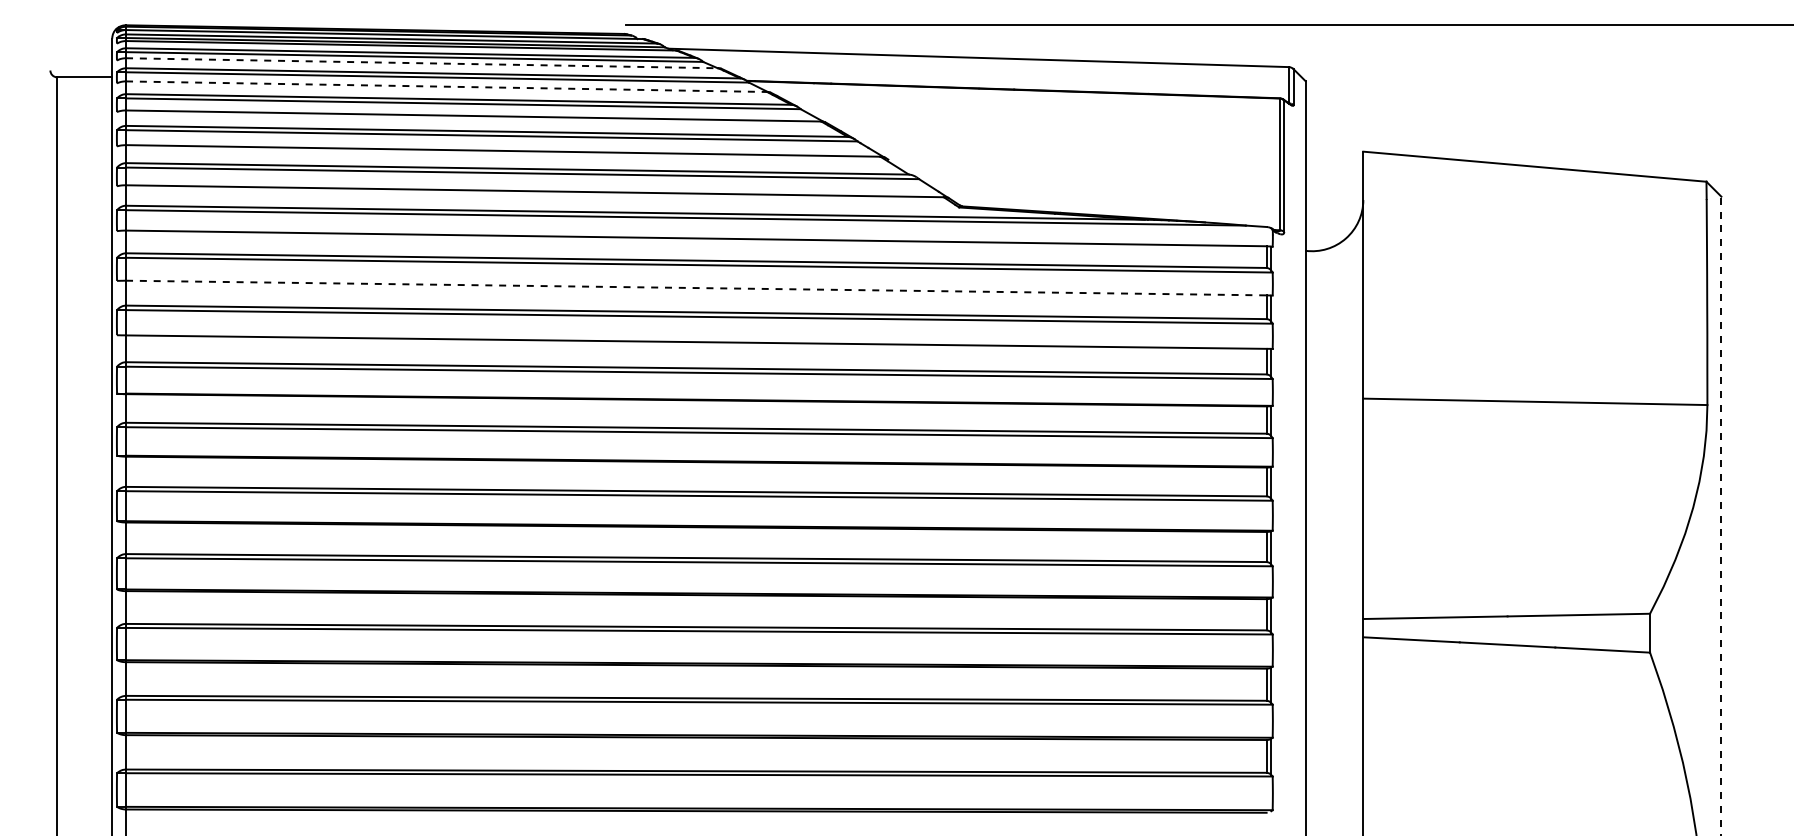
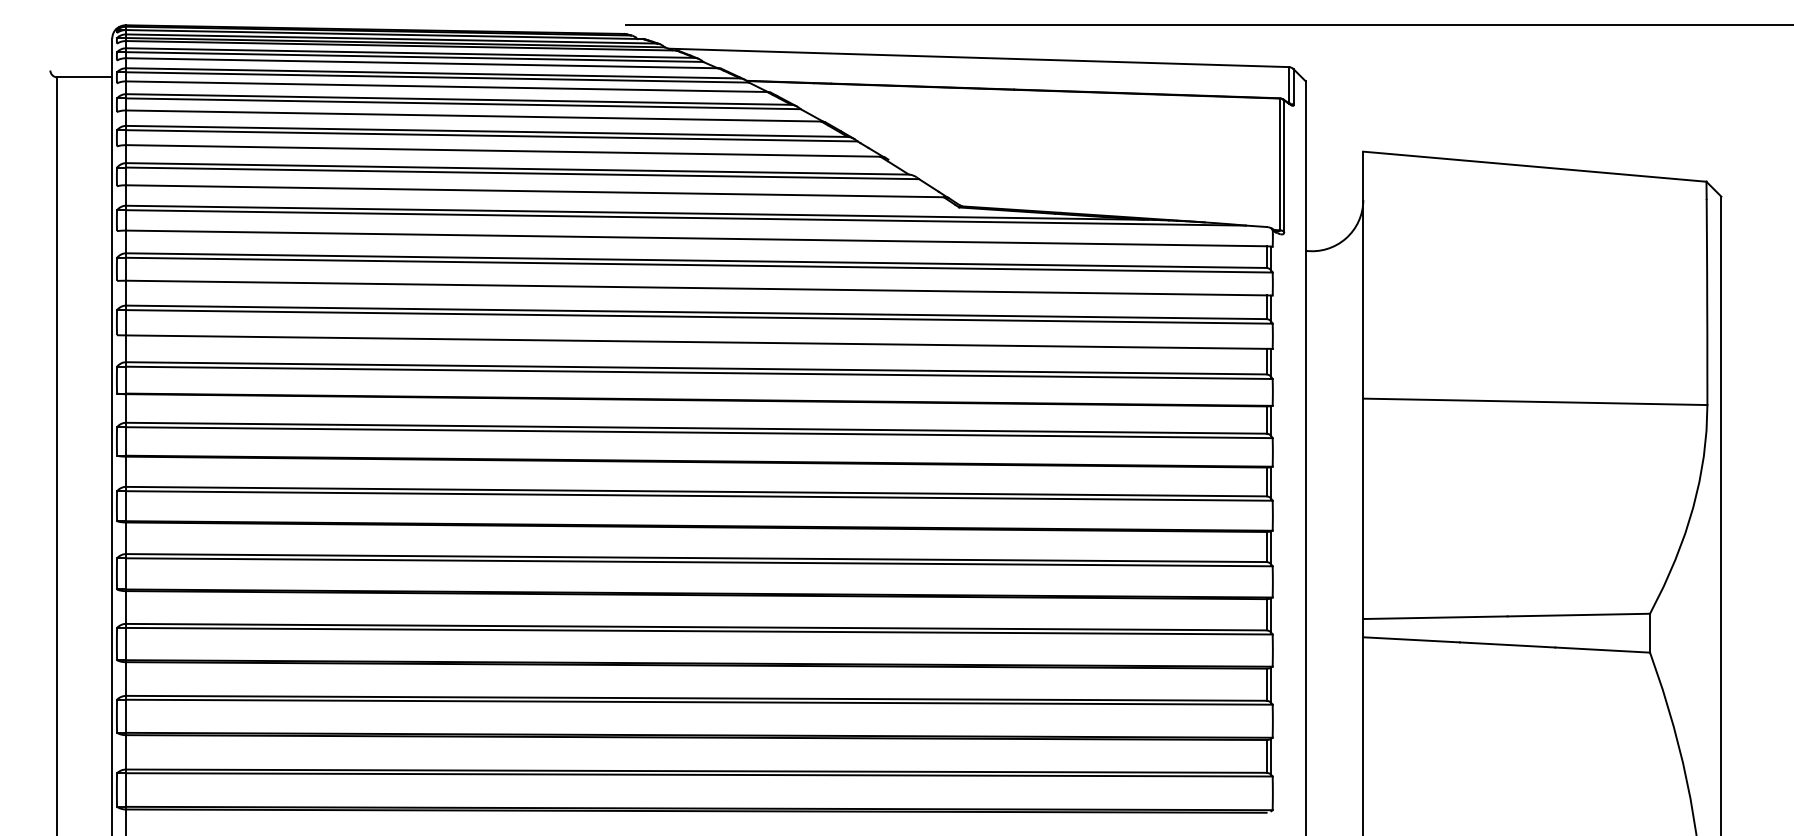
line: dashed -> solid (422, 63)
line: dashed -> solid (446, 86)
line: dashed -> solid (696, 288)
line: dashed -> solid (1721, 515)
